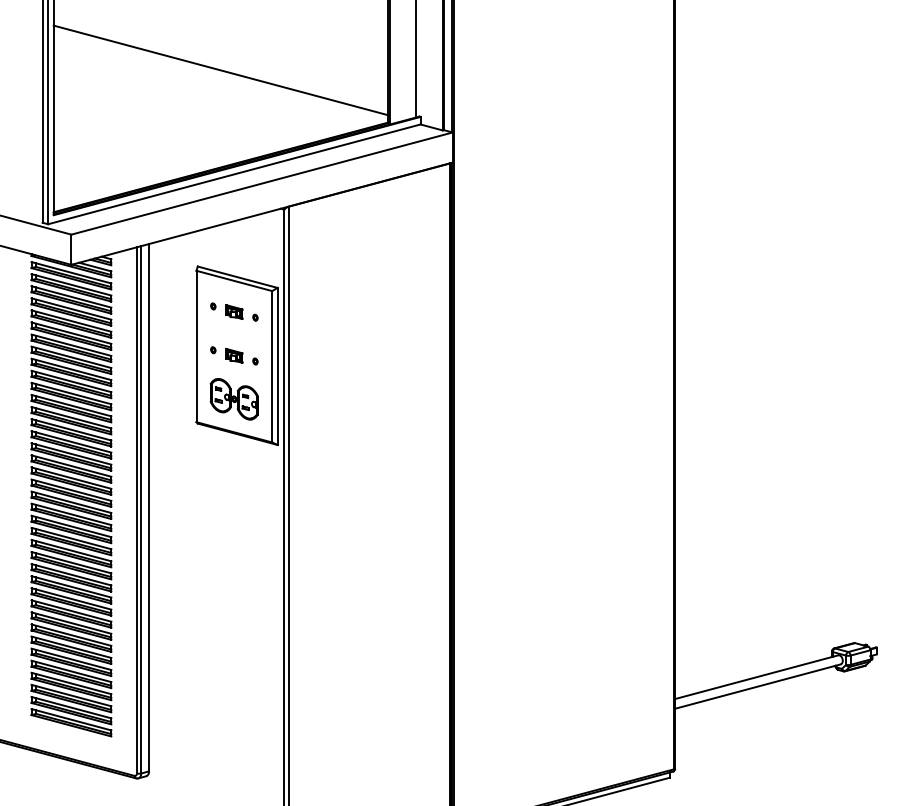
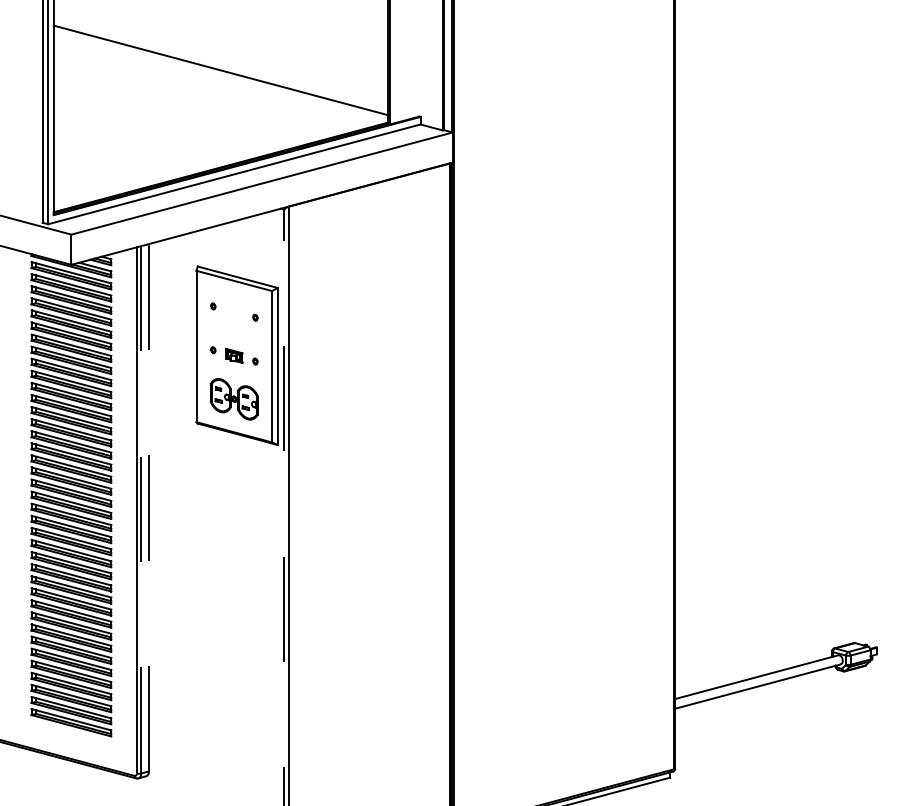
line: present -> none (416, 59)
part: present -> none (234, 311)
line: solid -> dashed (149, 507)
line: solid -> dashed (284, 507)
line: solid -> dashed (141, 509)
